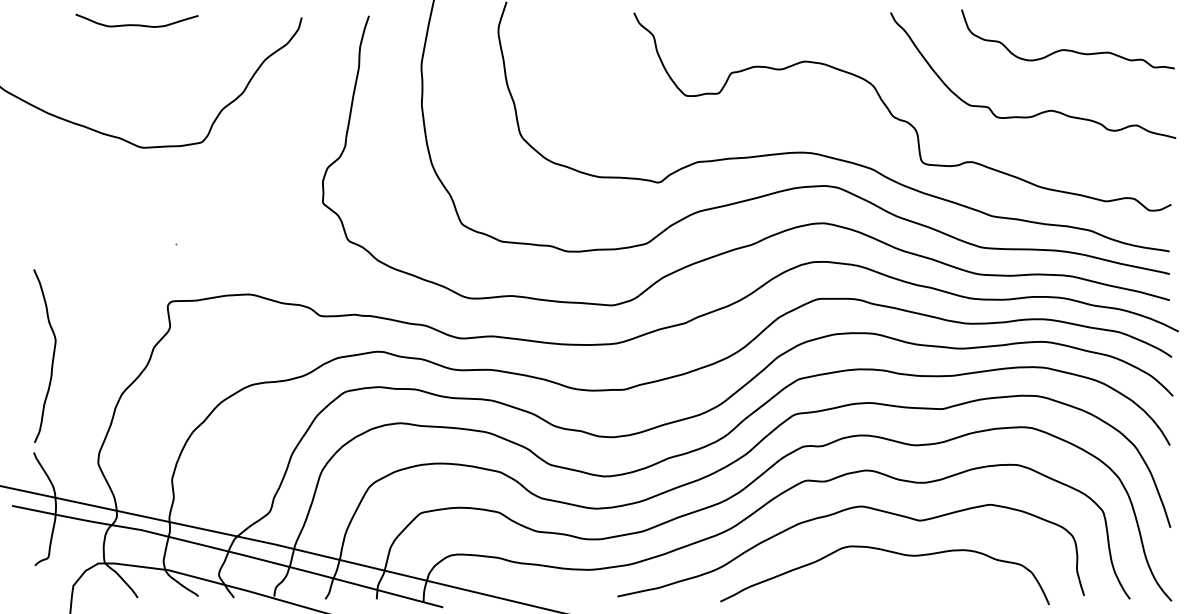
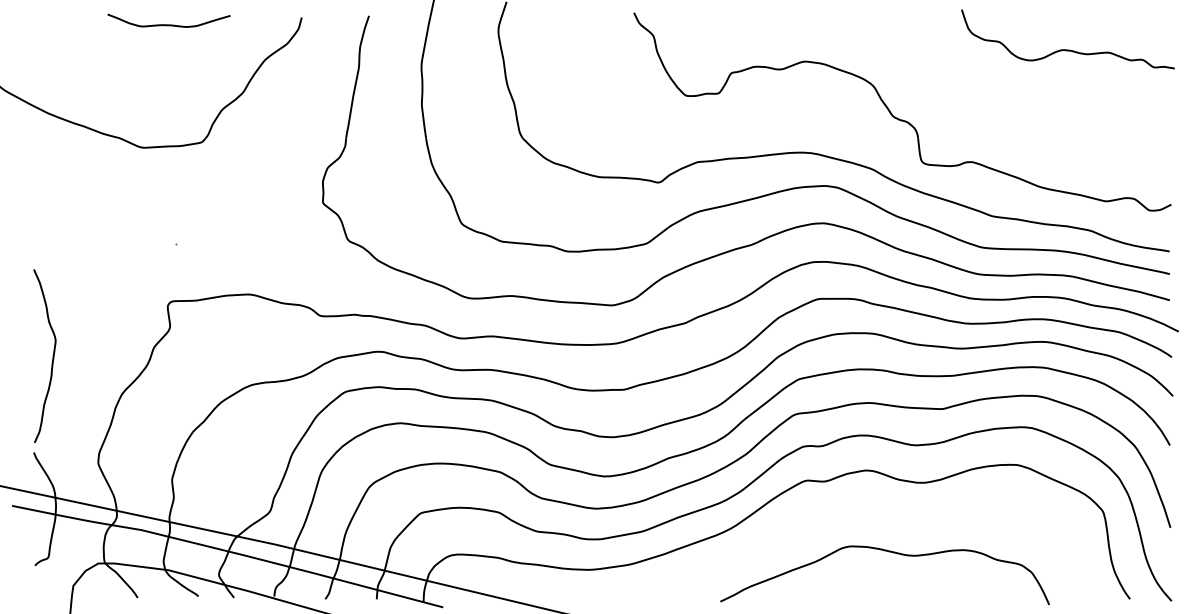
curve position: (136, 24) -> (168, 24) (168, 24)
curve: present -> none (1045, 110)
curve: present -> none (838, 513)
